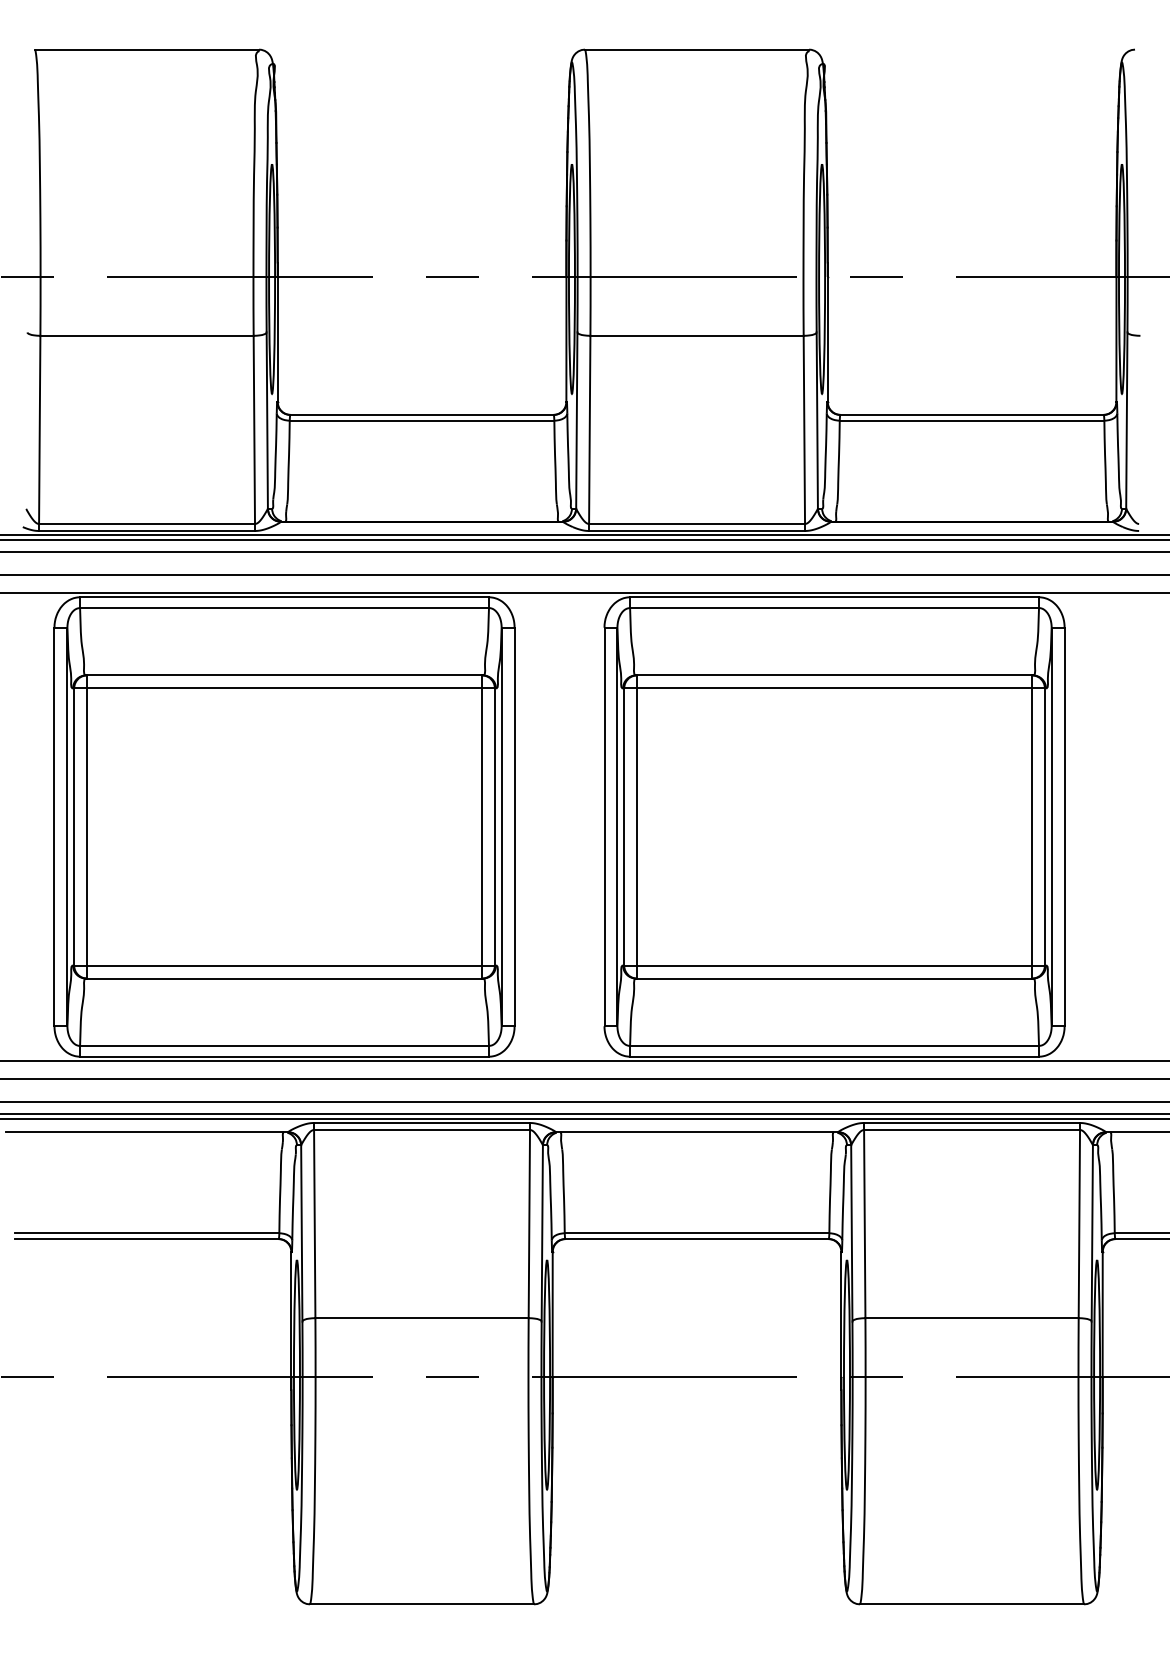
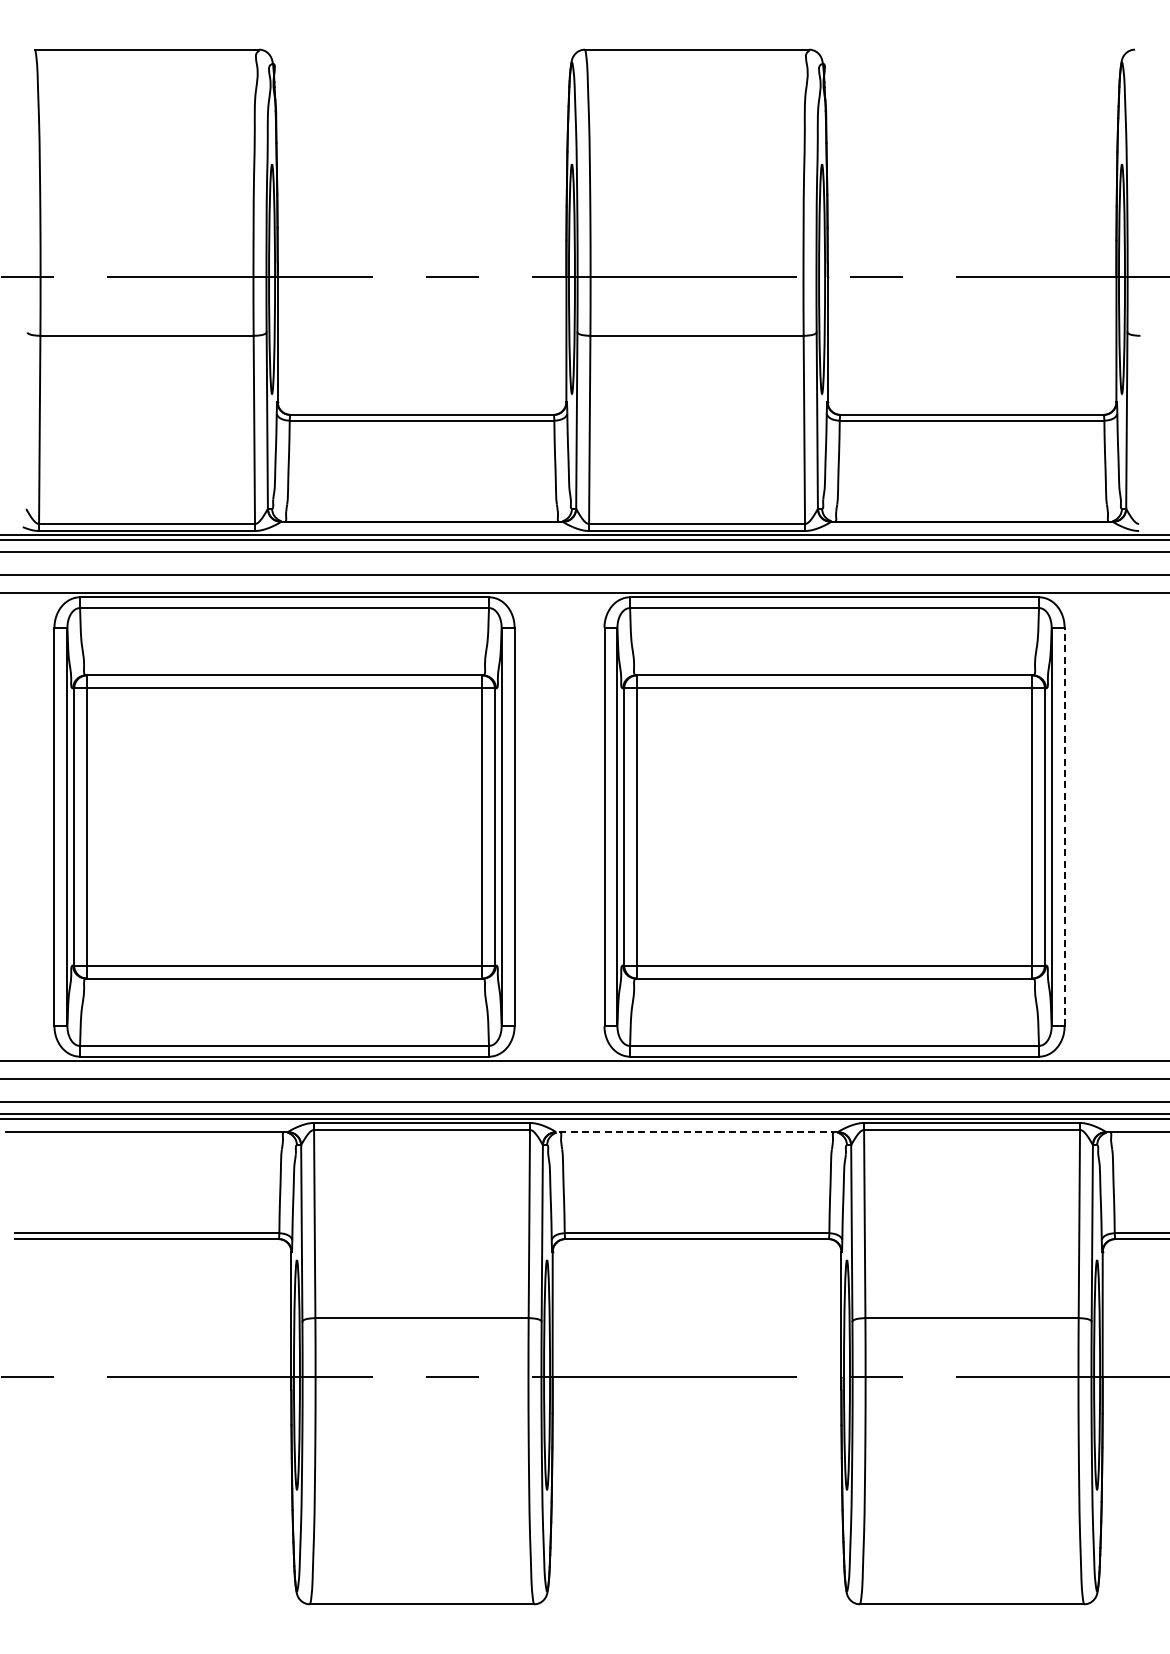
line: solid -> dashed (1064, 826)
line: solid -> dashed (696, 1132)
